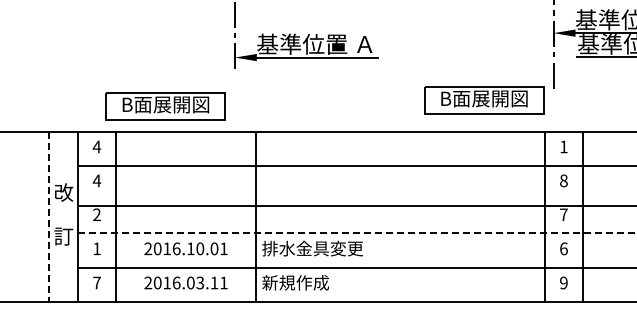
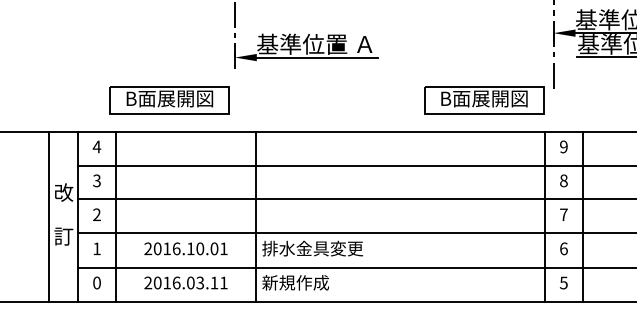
part position: (165, 106) -> (169, 100) (169, 100)
text: 1 -> 9 (563, 146)
text: 4 -> 3 (96, 180)
line position: (355, 206) -> (355, 199) (355, 199)
line: dashed -> solid (49, 217)
line: dashed -> solid (357, 233)
text: 7 -> 0 (96, 282)
text: 9 -> 5 (563, 282)
